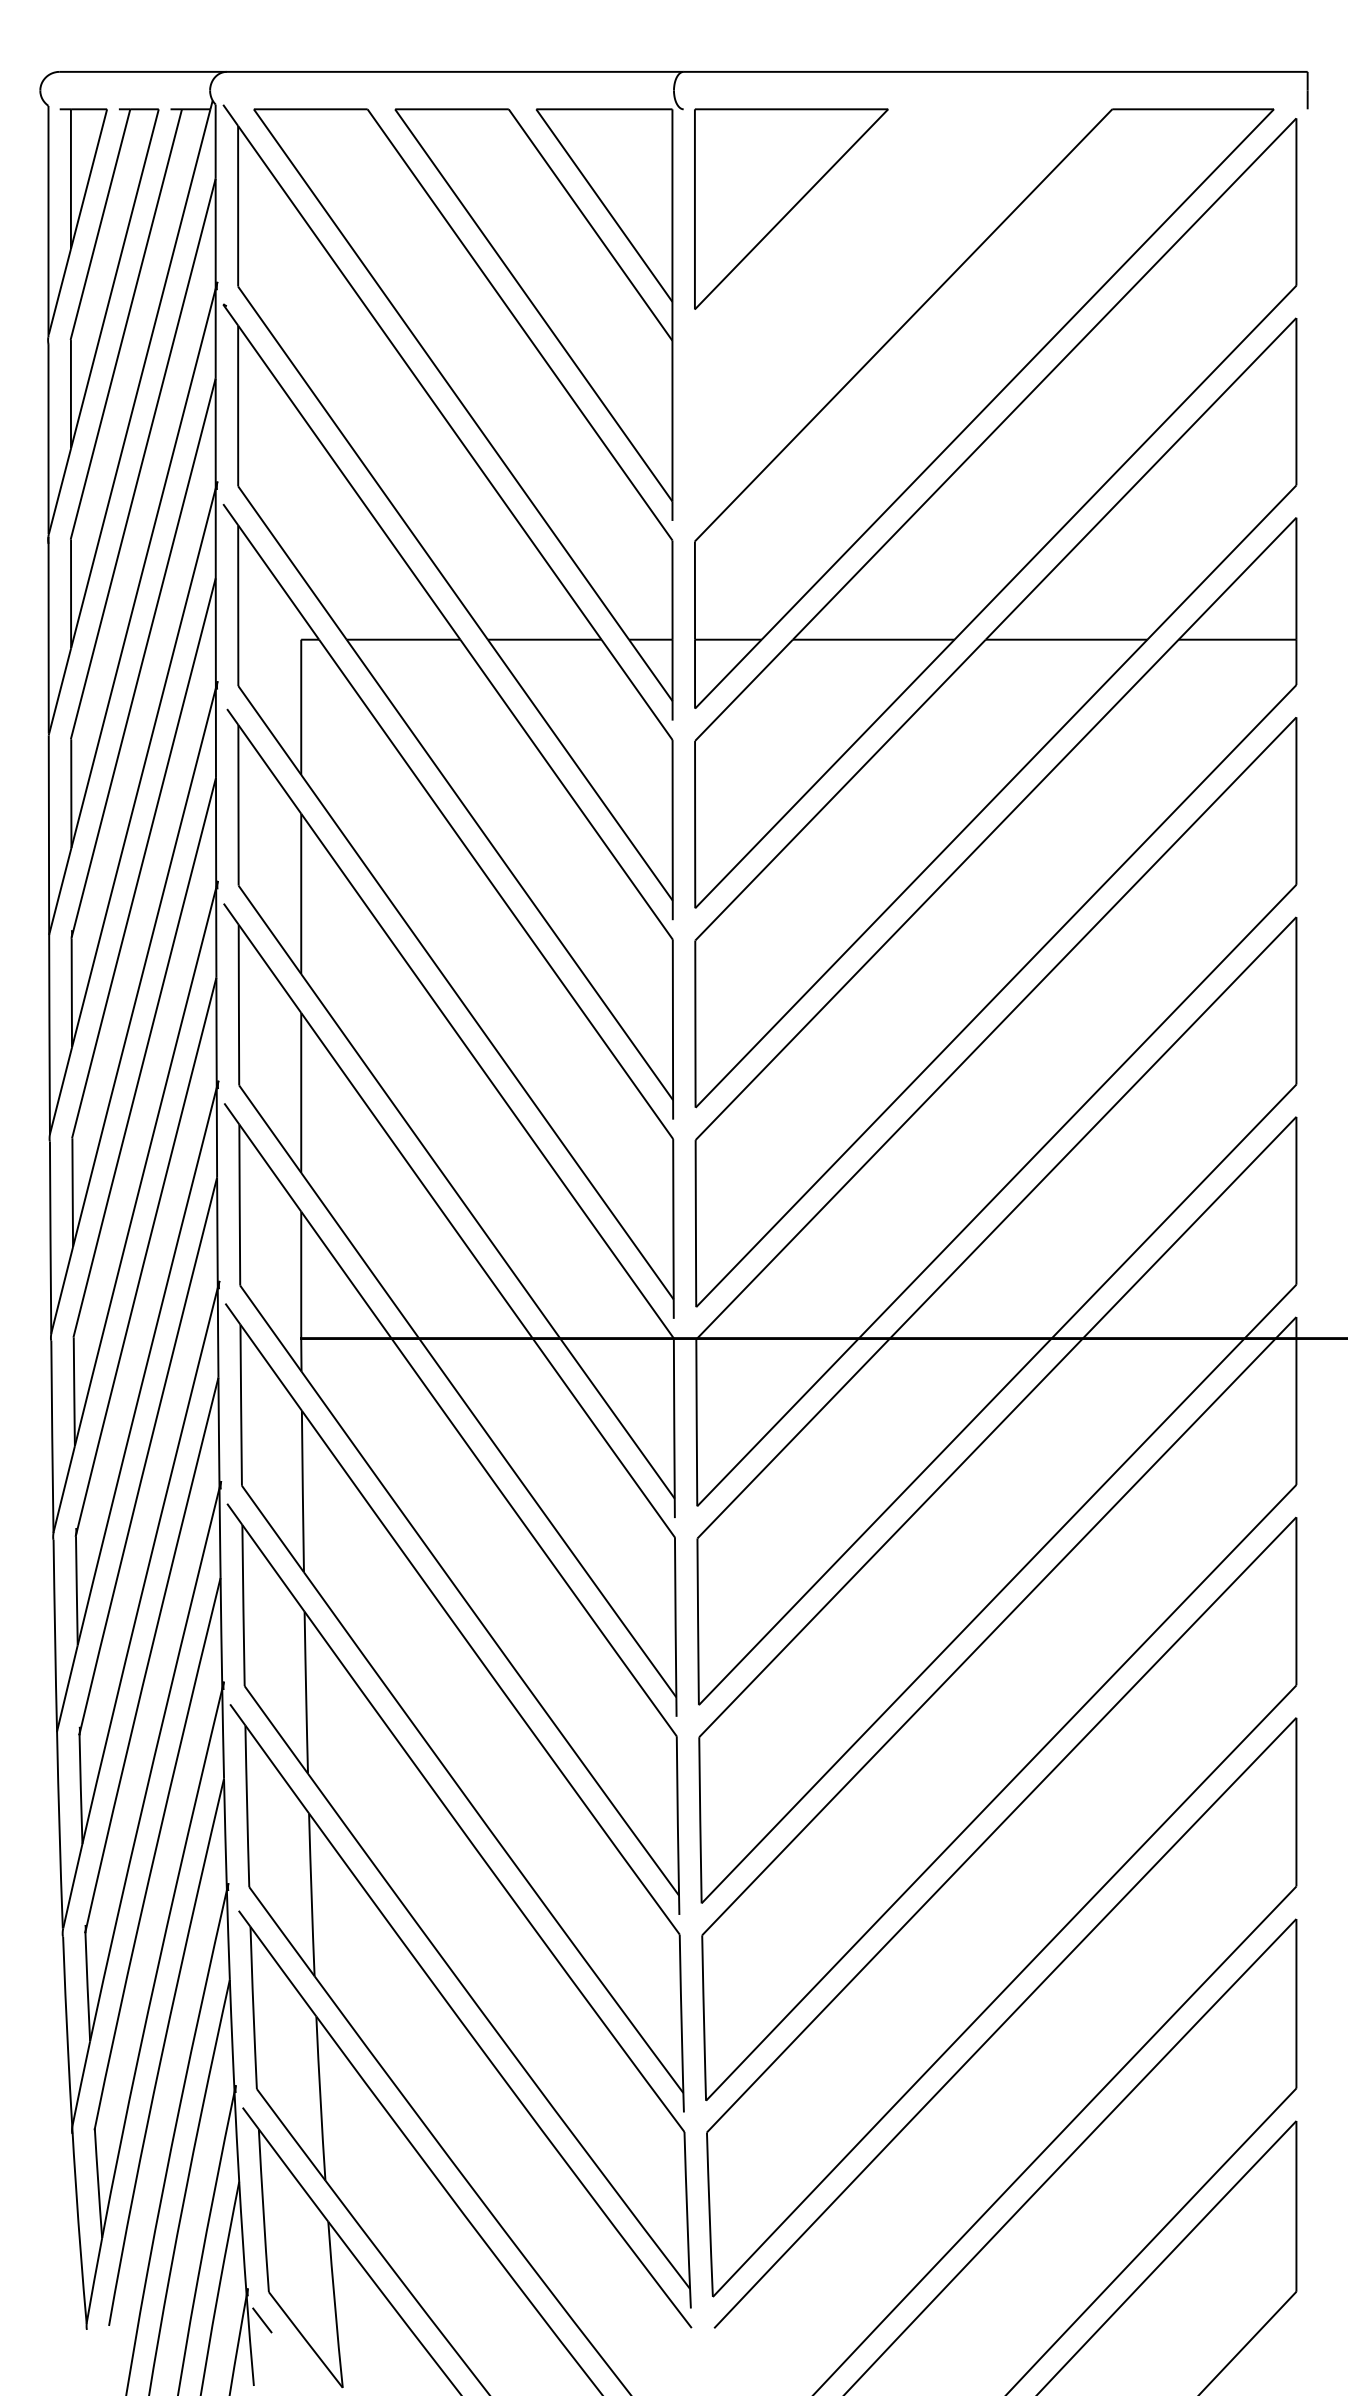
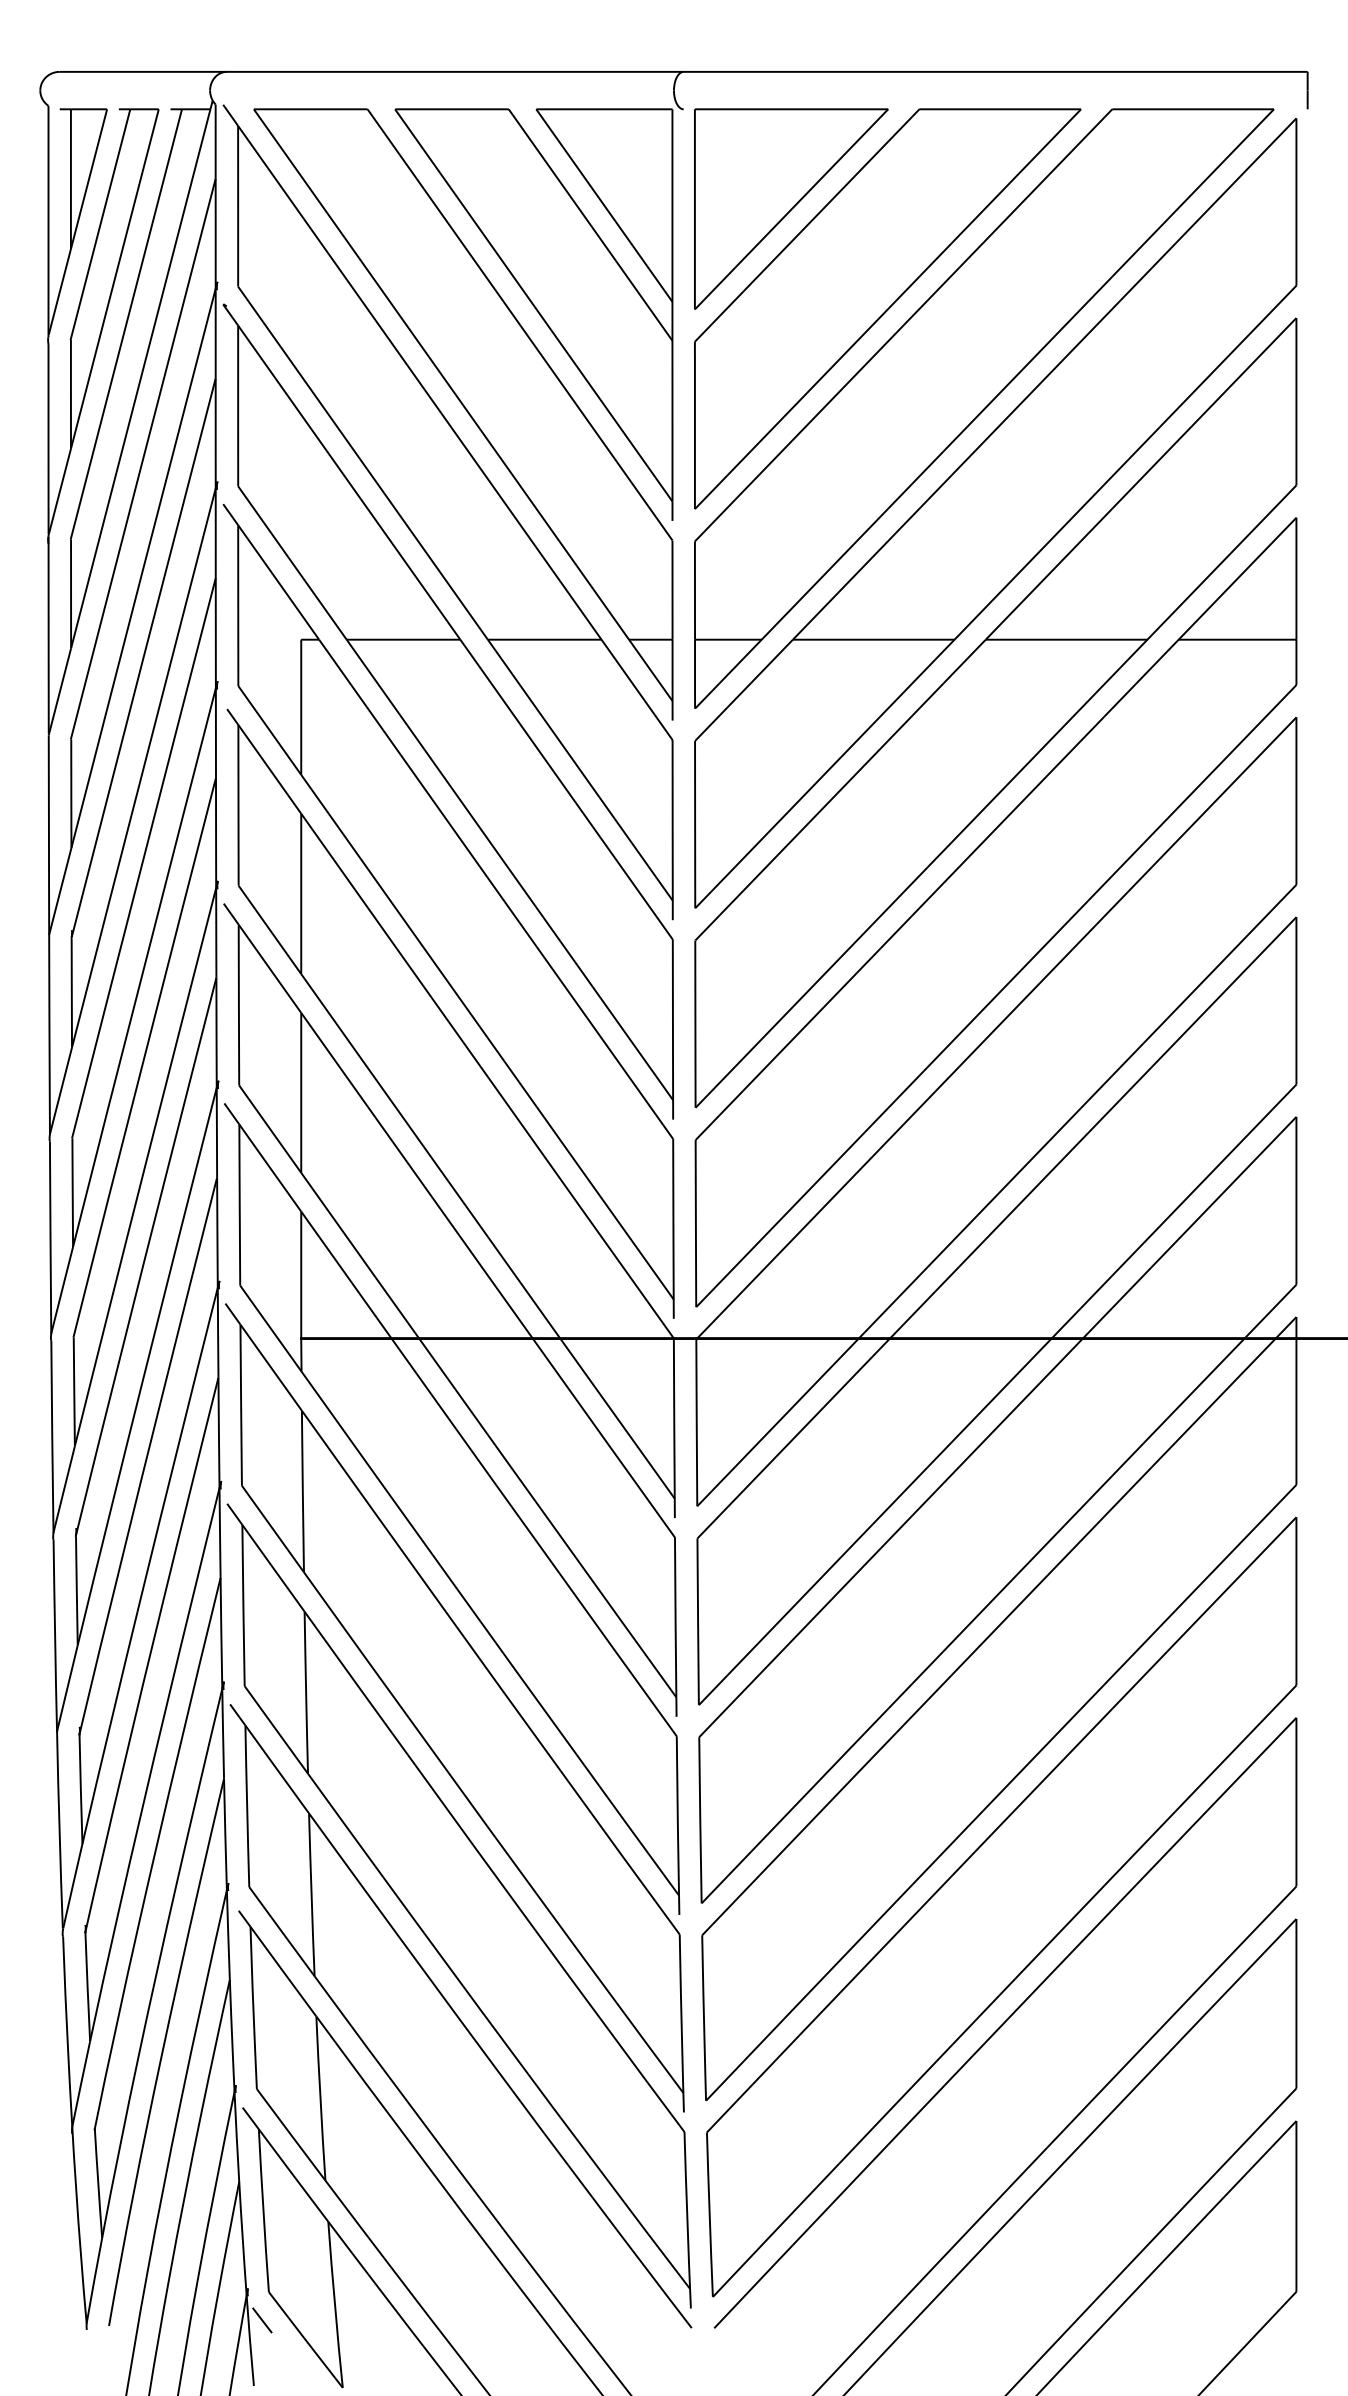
part: none -> present (887, 308)
